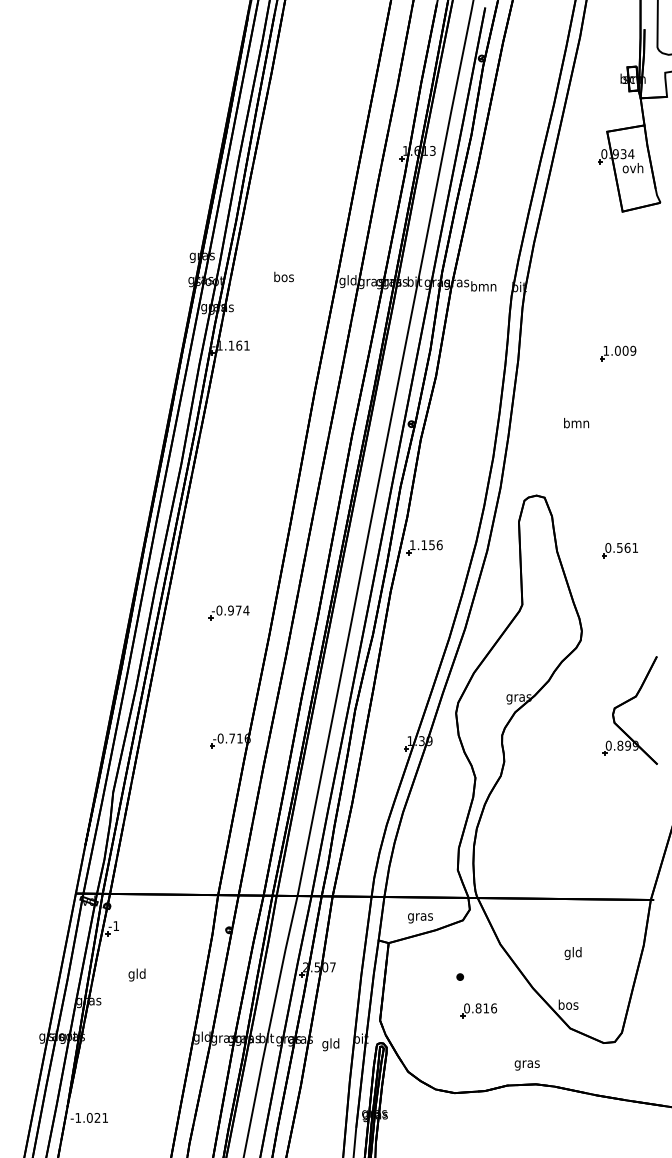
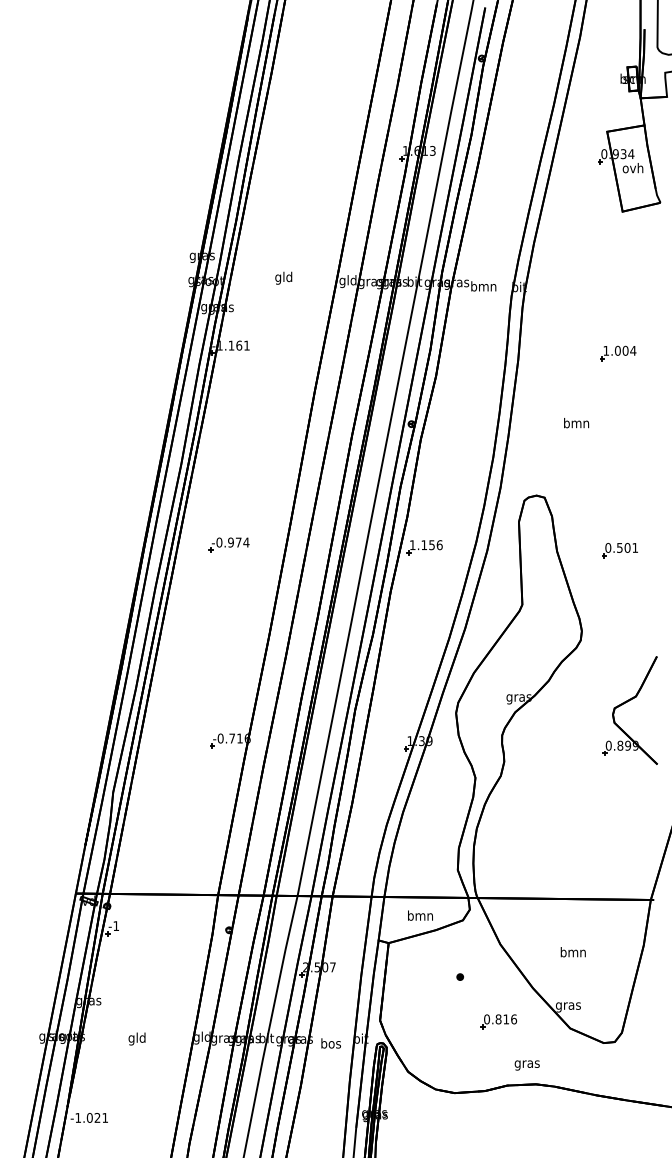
text: bos -> gld (283, 277)
text: 1.009 -> 1.004 (633, 350)
text: 0.561 -> 0.501 (627, 547)
part position: (228, 612) -> (228, 544) (228, 544)
text: gras -> bmn (420, 916)
text: gld -> bmn (572, 953)
text position: (136, 974) -> (136, 1038) (136, 1038)
text: bos -> gras (568, 1005)
part position: (478, 1010) -> (498, 1021) (498, 1021)
text: gld -> bos (330, 1044)
